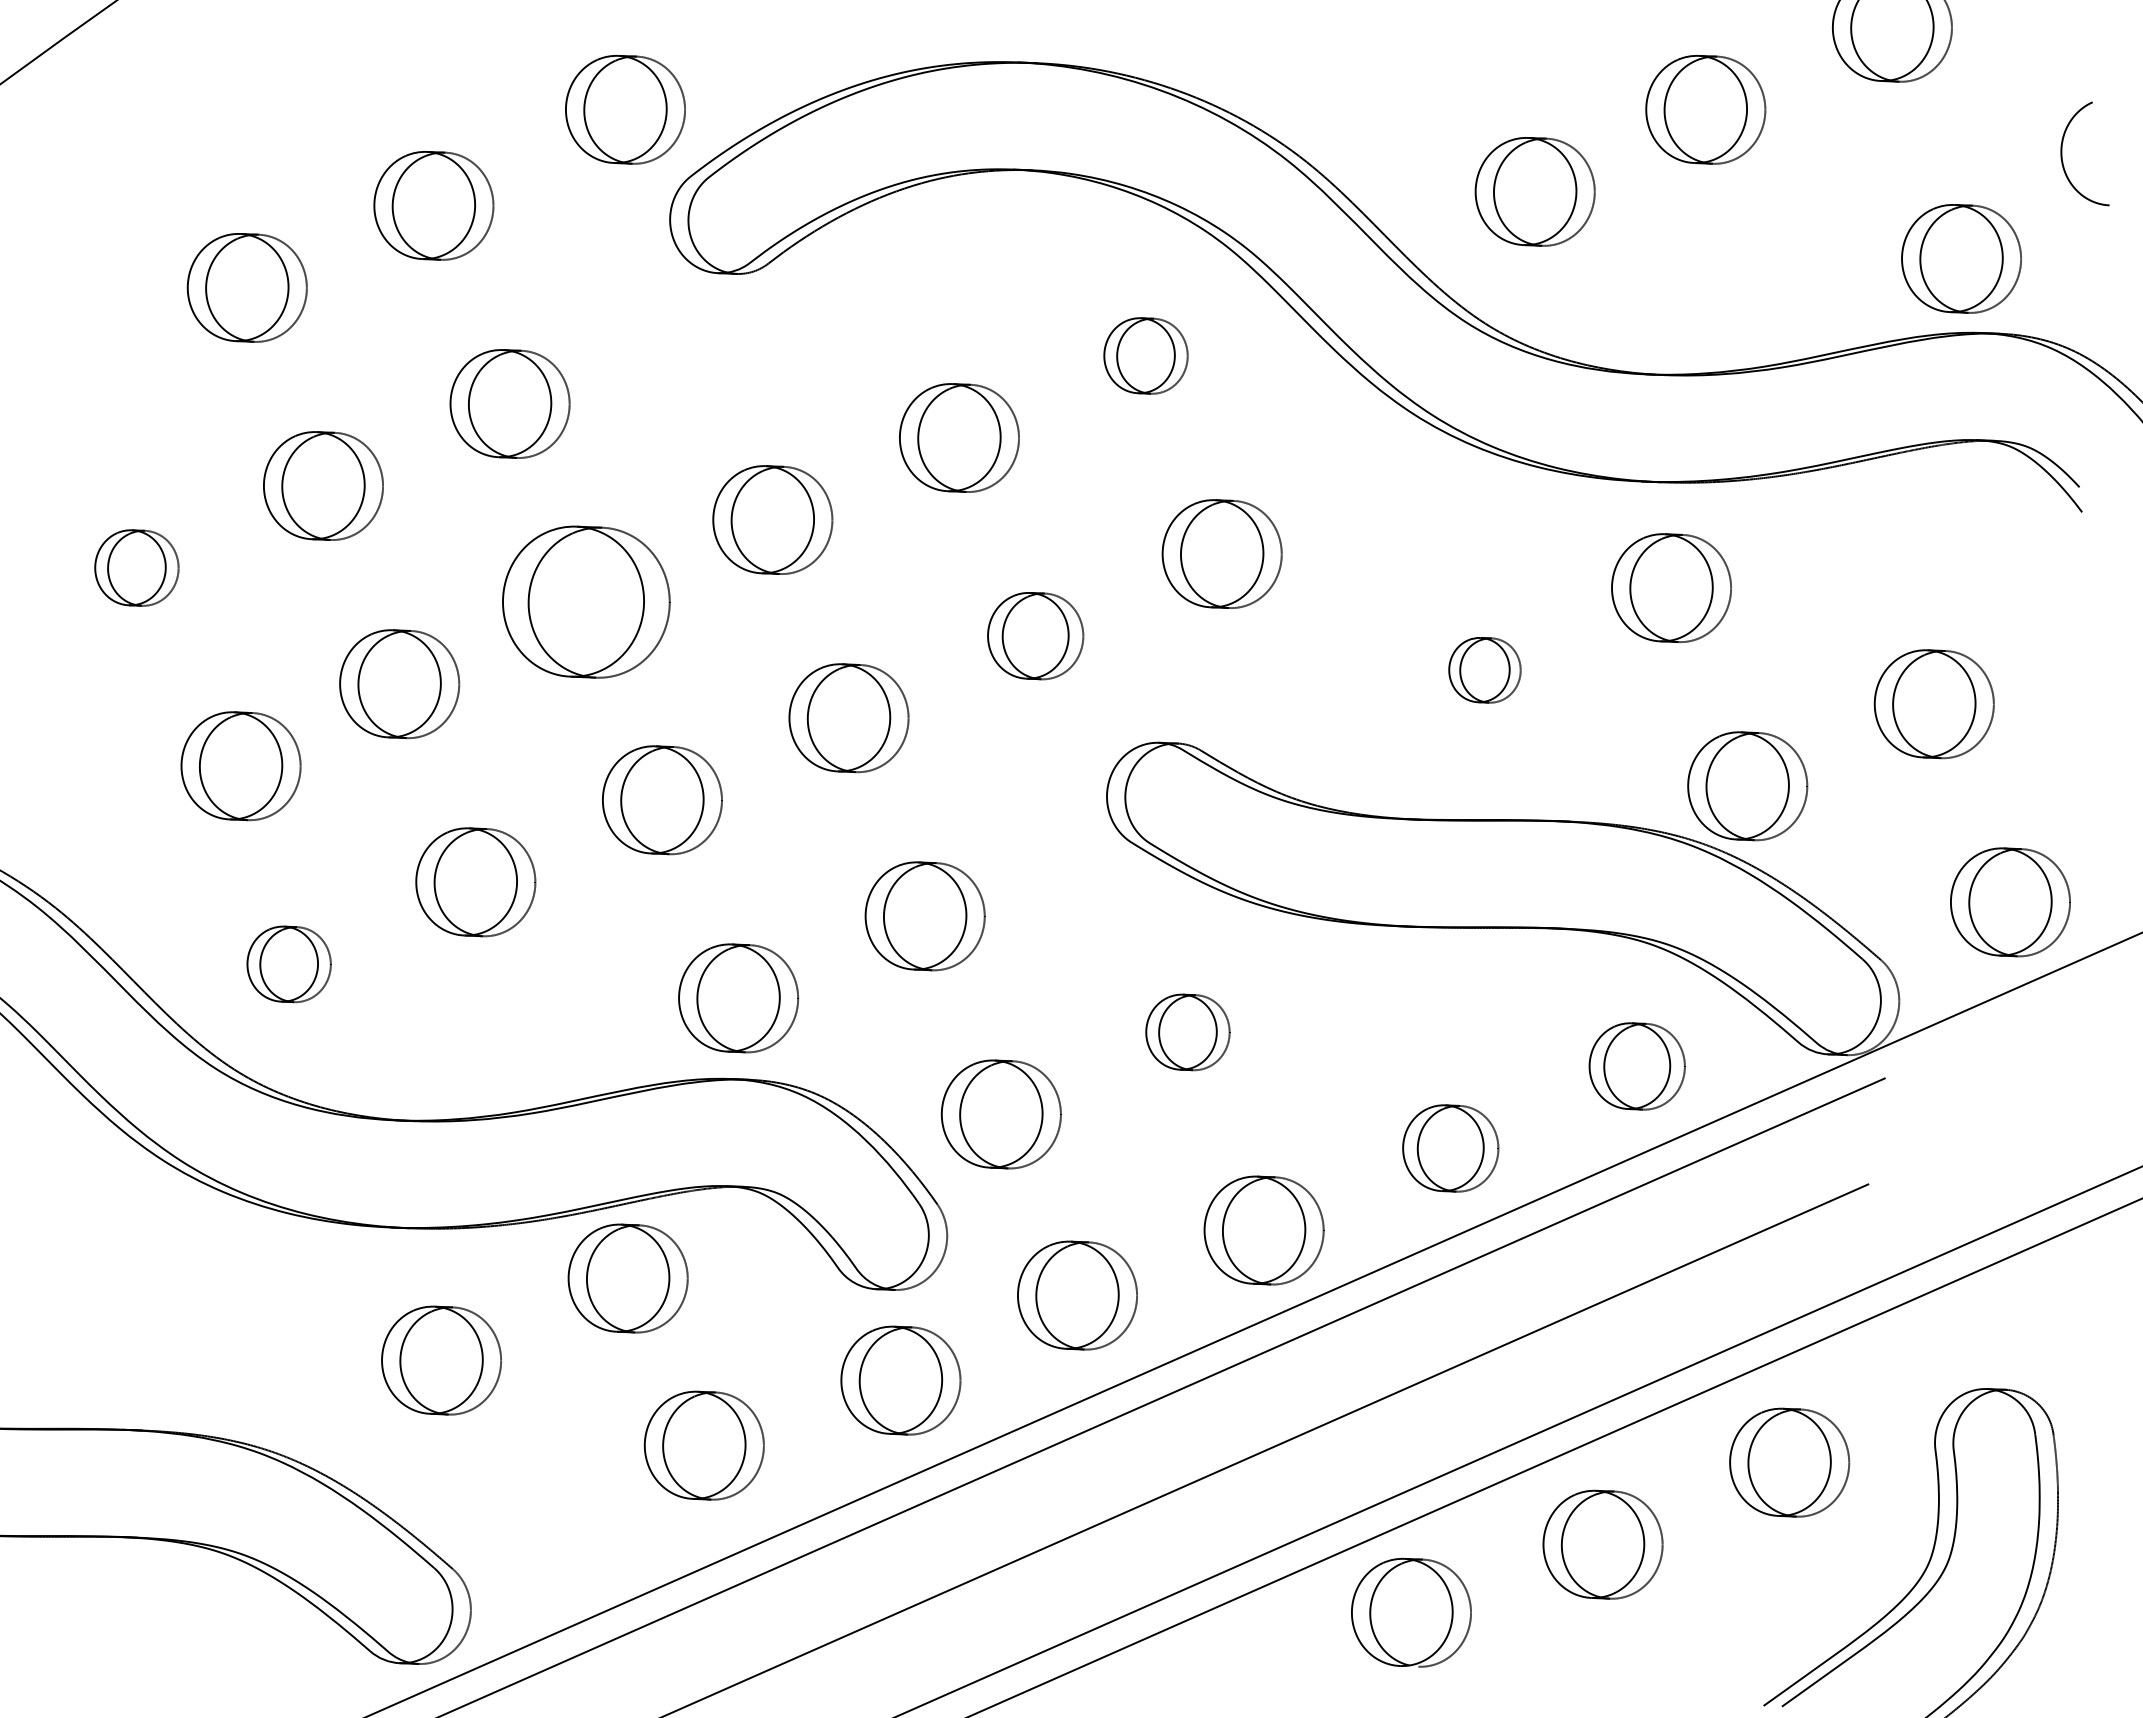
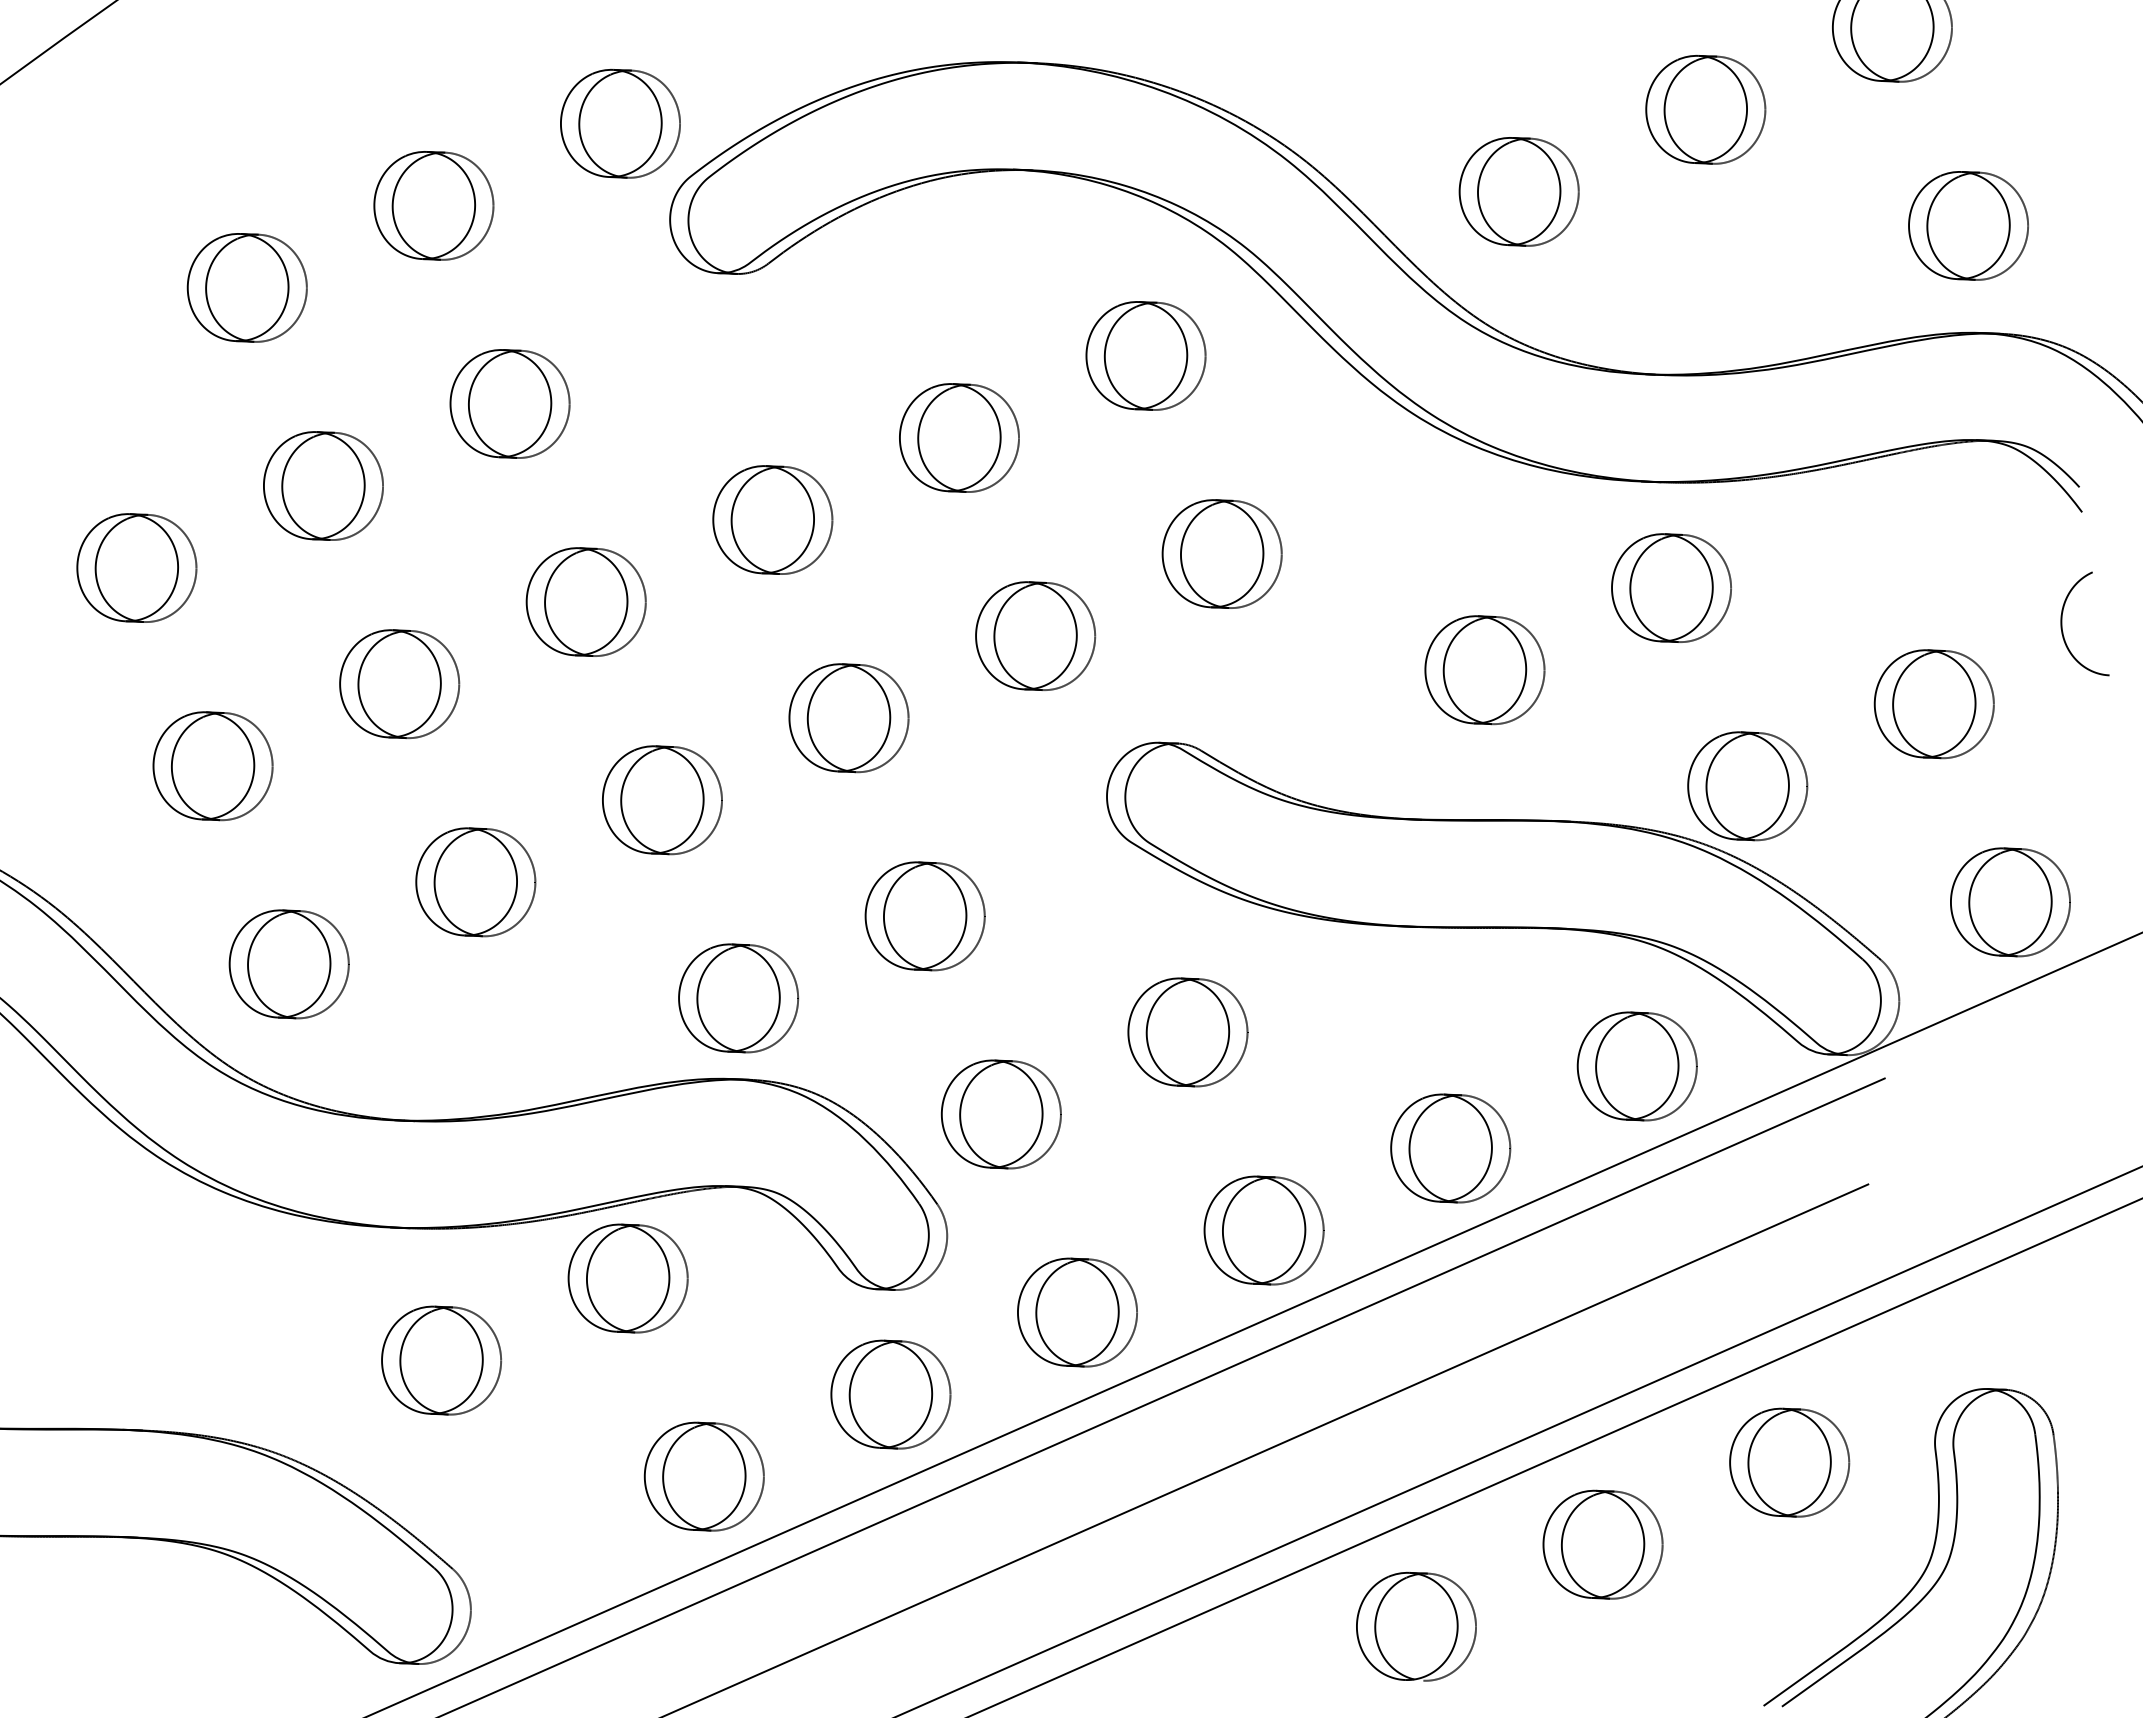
part position: (625, 109) -> (620, 123) (620, 123)
curve position: (2062, 153) -> (2062, 623) (2062, 623)
part position: (1534, 191) -> (1518, 191) (1518, 191)
part position: (1961, 258) -> (1968, 225) (1968, 225)
part size: 86x78 px -> 122x110 px (1145, 355)
part size: 86x78 px -> 122x110 px (136, 567)
part size: 169x154 px -> 122x110 px (585, 601)
part size: 98x89 px -> 122x110 px (1035, 635)
part size: 74x67 px -> 122x111 px (1484, 670)
part position: (240, 766) -> (212, 766) (212, 766)
part size: 86x79 px -> 122x111 px (288, 964)
part size: 86x79 px -> 122x111 px (1187, 1032)
part size: 98x89 px -> 122x111 px (1636, 1066)
part size: 98x89 px -> 122x111 px (1450, 1148)
part position: (1077, 1295) -> (1077, 1312) (1077, 1312)
part position: (900, 1380) -> (890, 1394) (890, 1394)
part position: (703, 1445) -> (703, 1476) (703, 1476)
part position: (1411, 1612) -> (1416, 1626) (1416, 1626)
